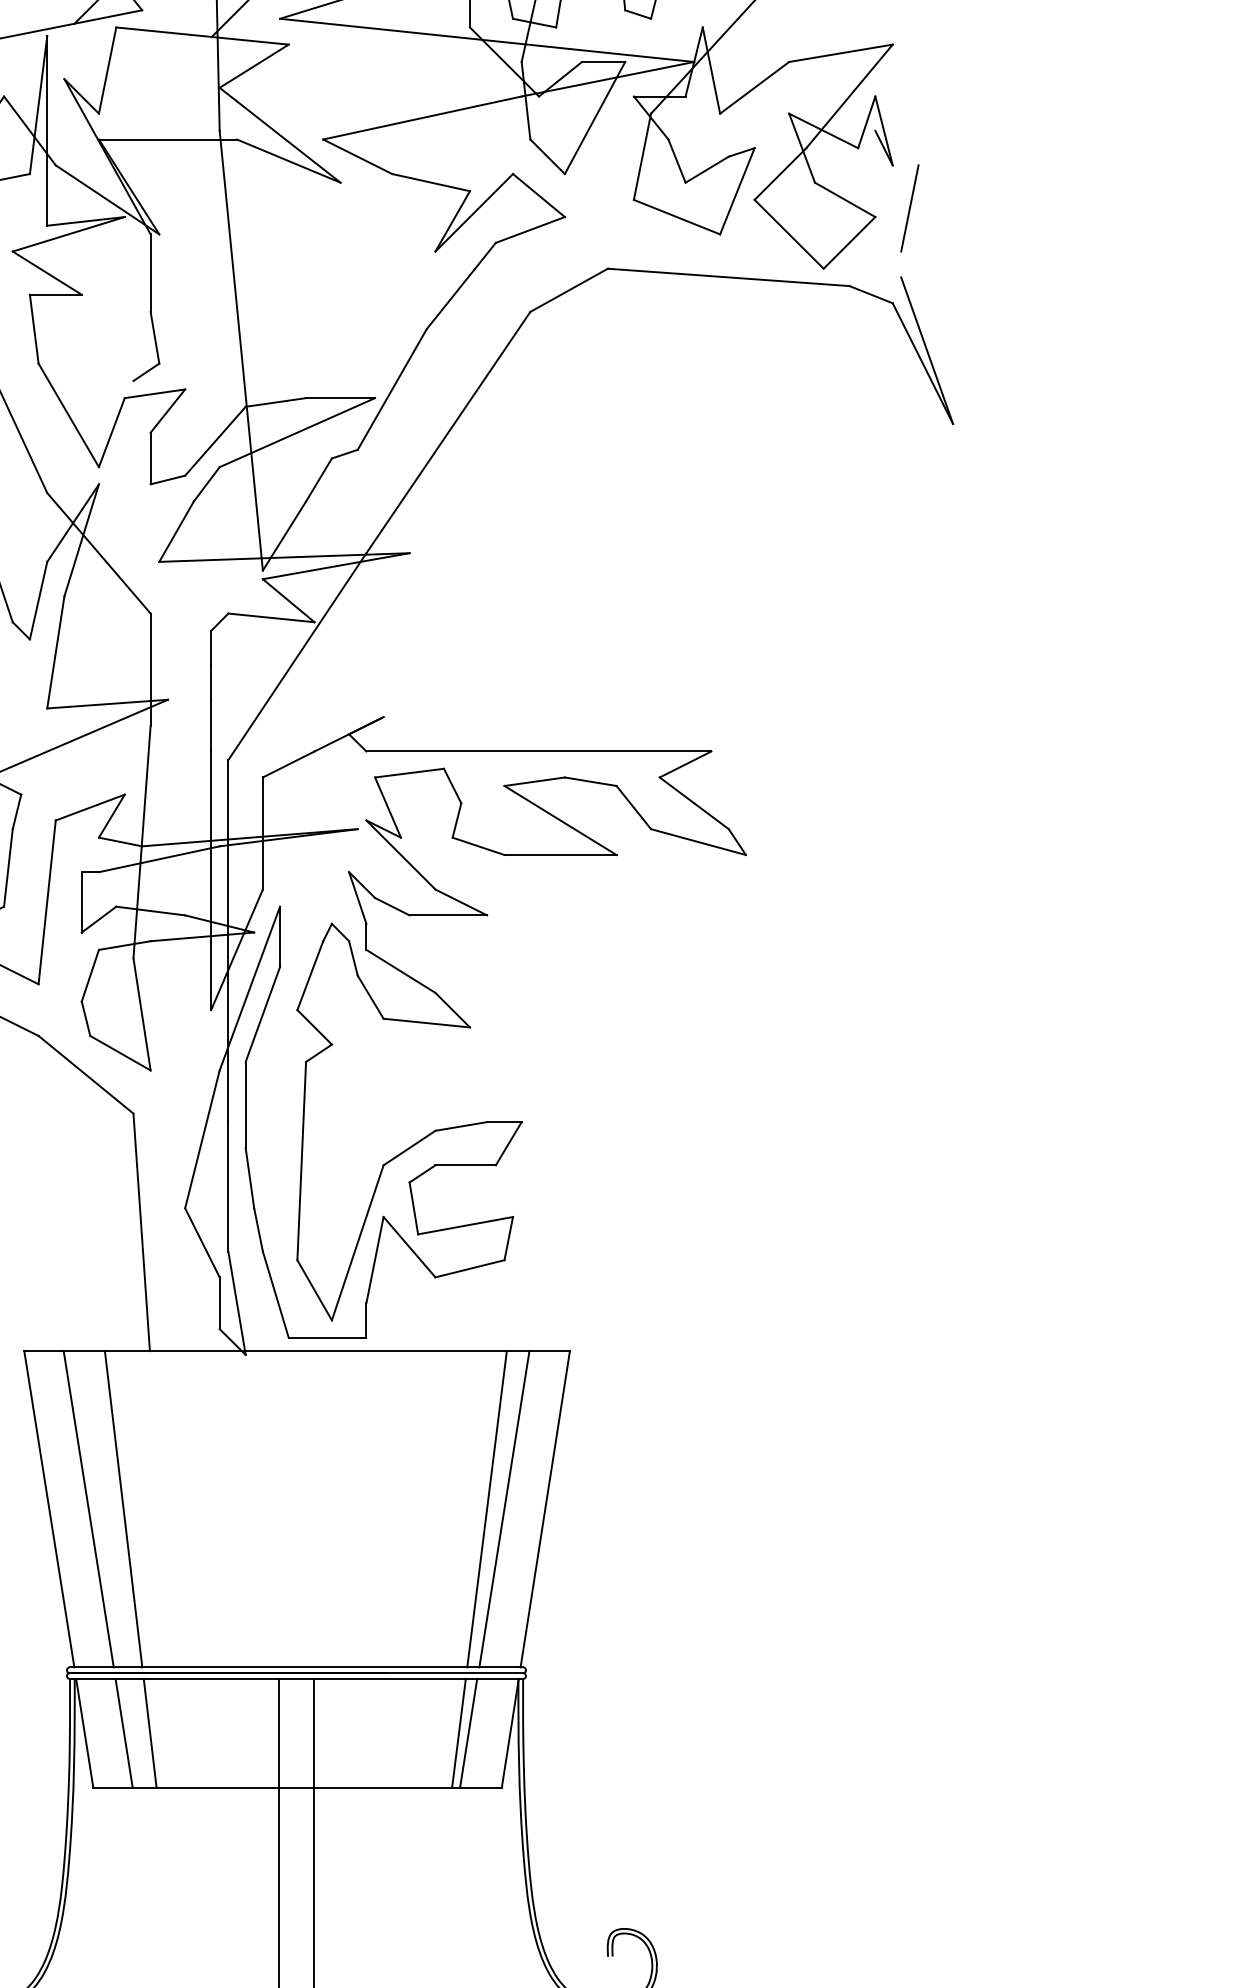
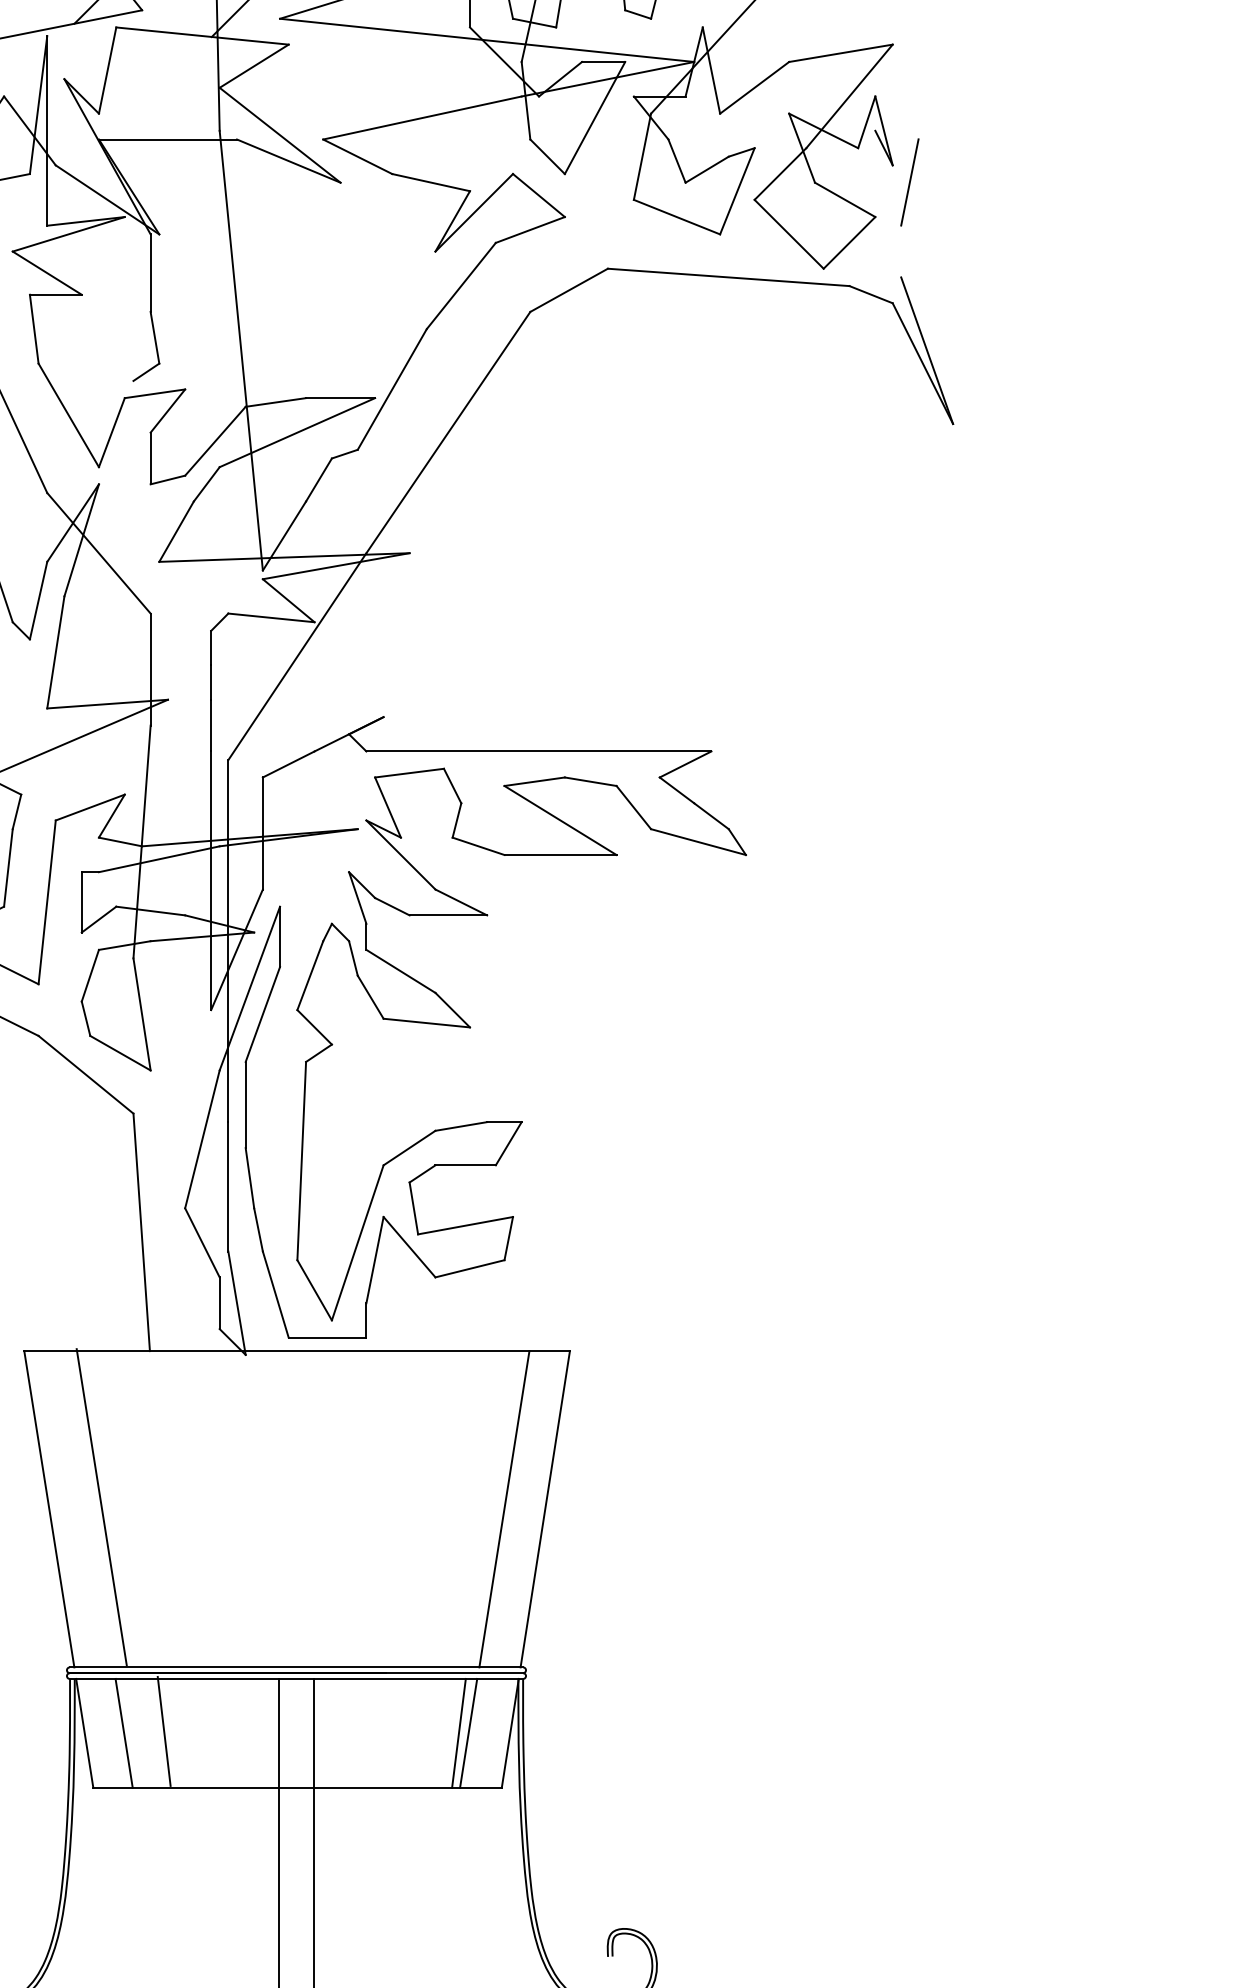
line position: (909, 208) -> (909, 182) (909, 182)
line position: (88, 1509) -> (101, 1507) (101, 1507)
line: present -> none (123, 1509)
line: present -> none (486, 1509)
line position: (149, 1732) -> (163, 1730) (163, 1730)
